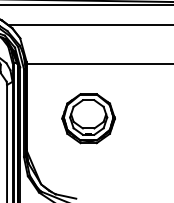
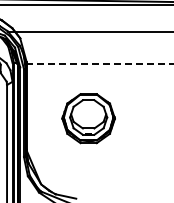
line position: (89, 25) -> (89, 32) (89, 32)
line: solid -> dashed (99, 64)
